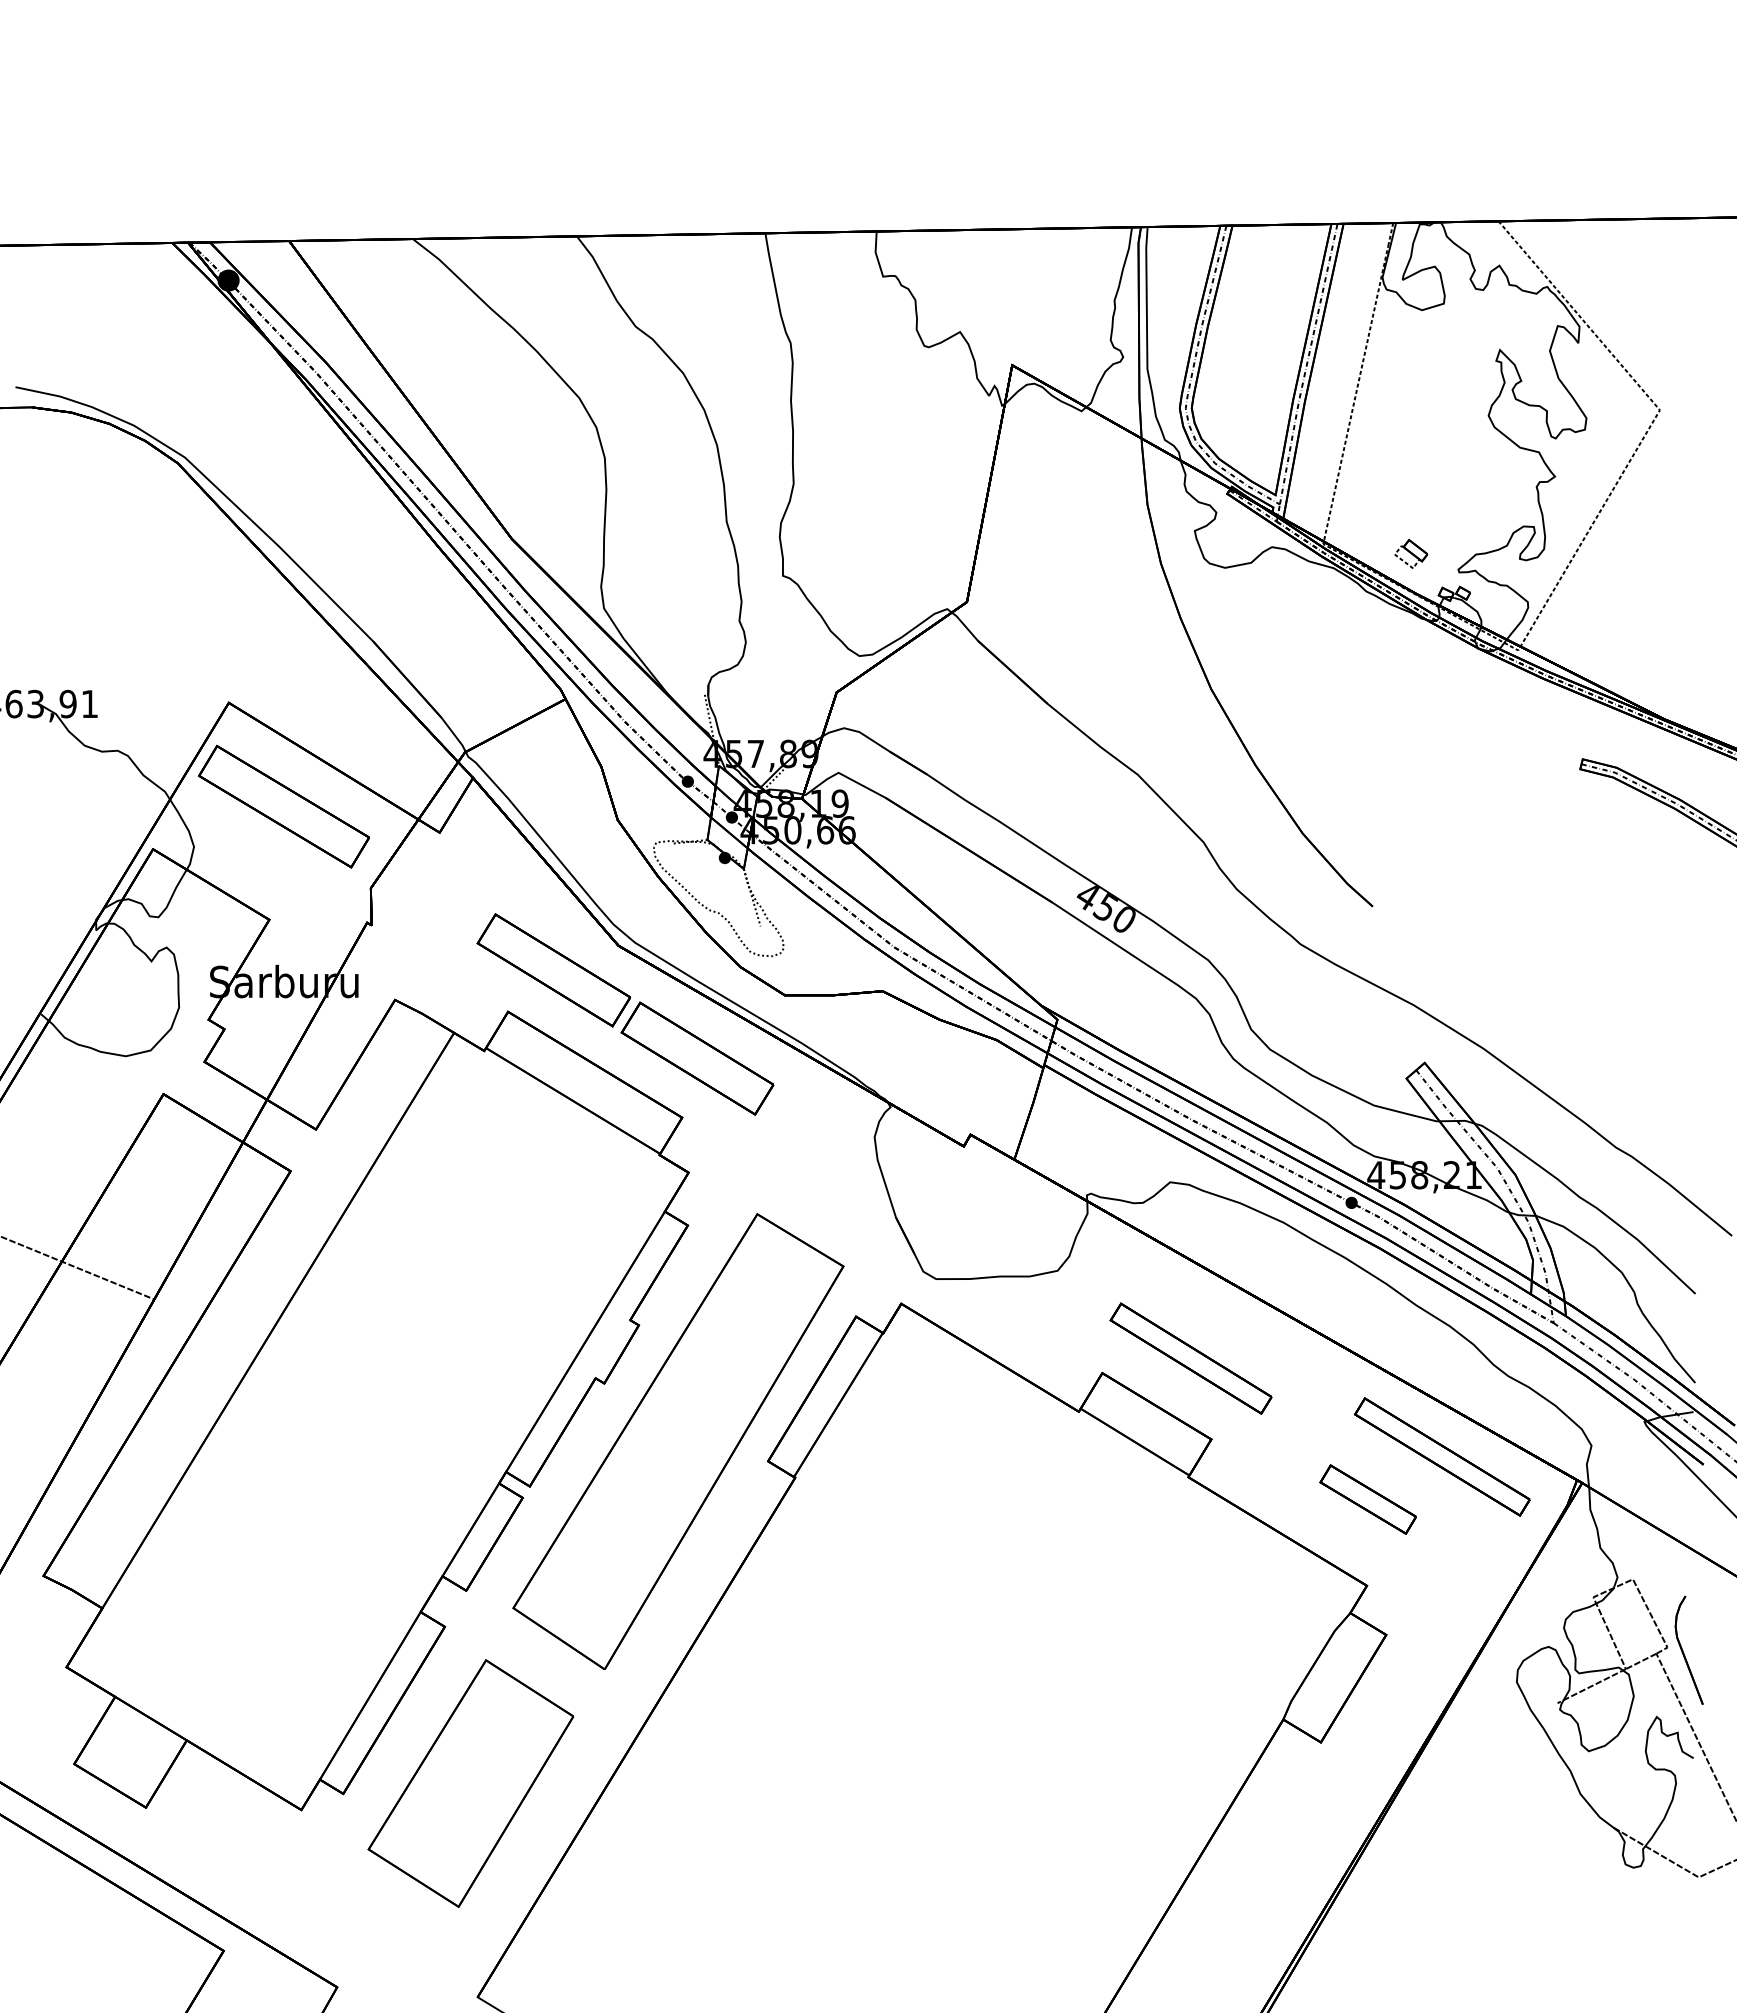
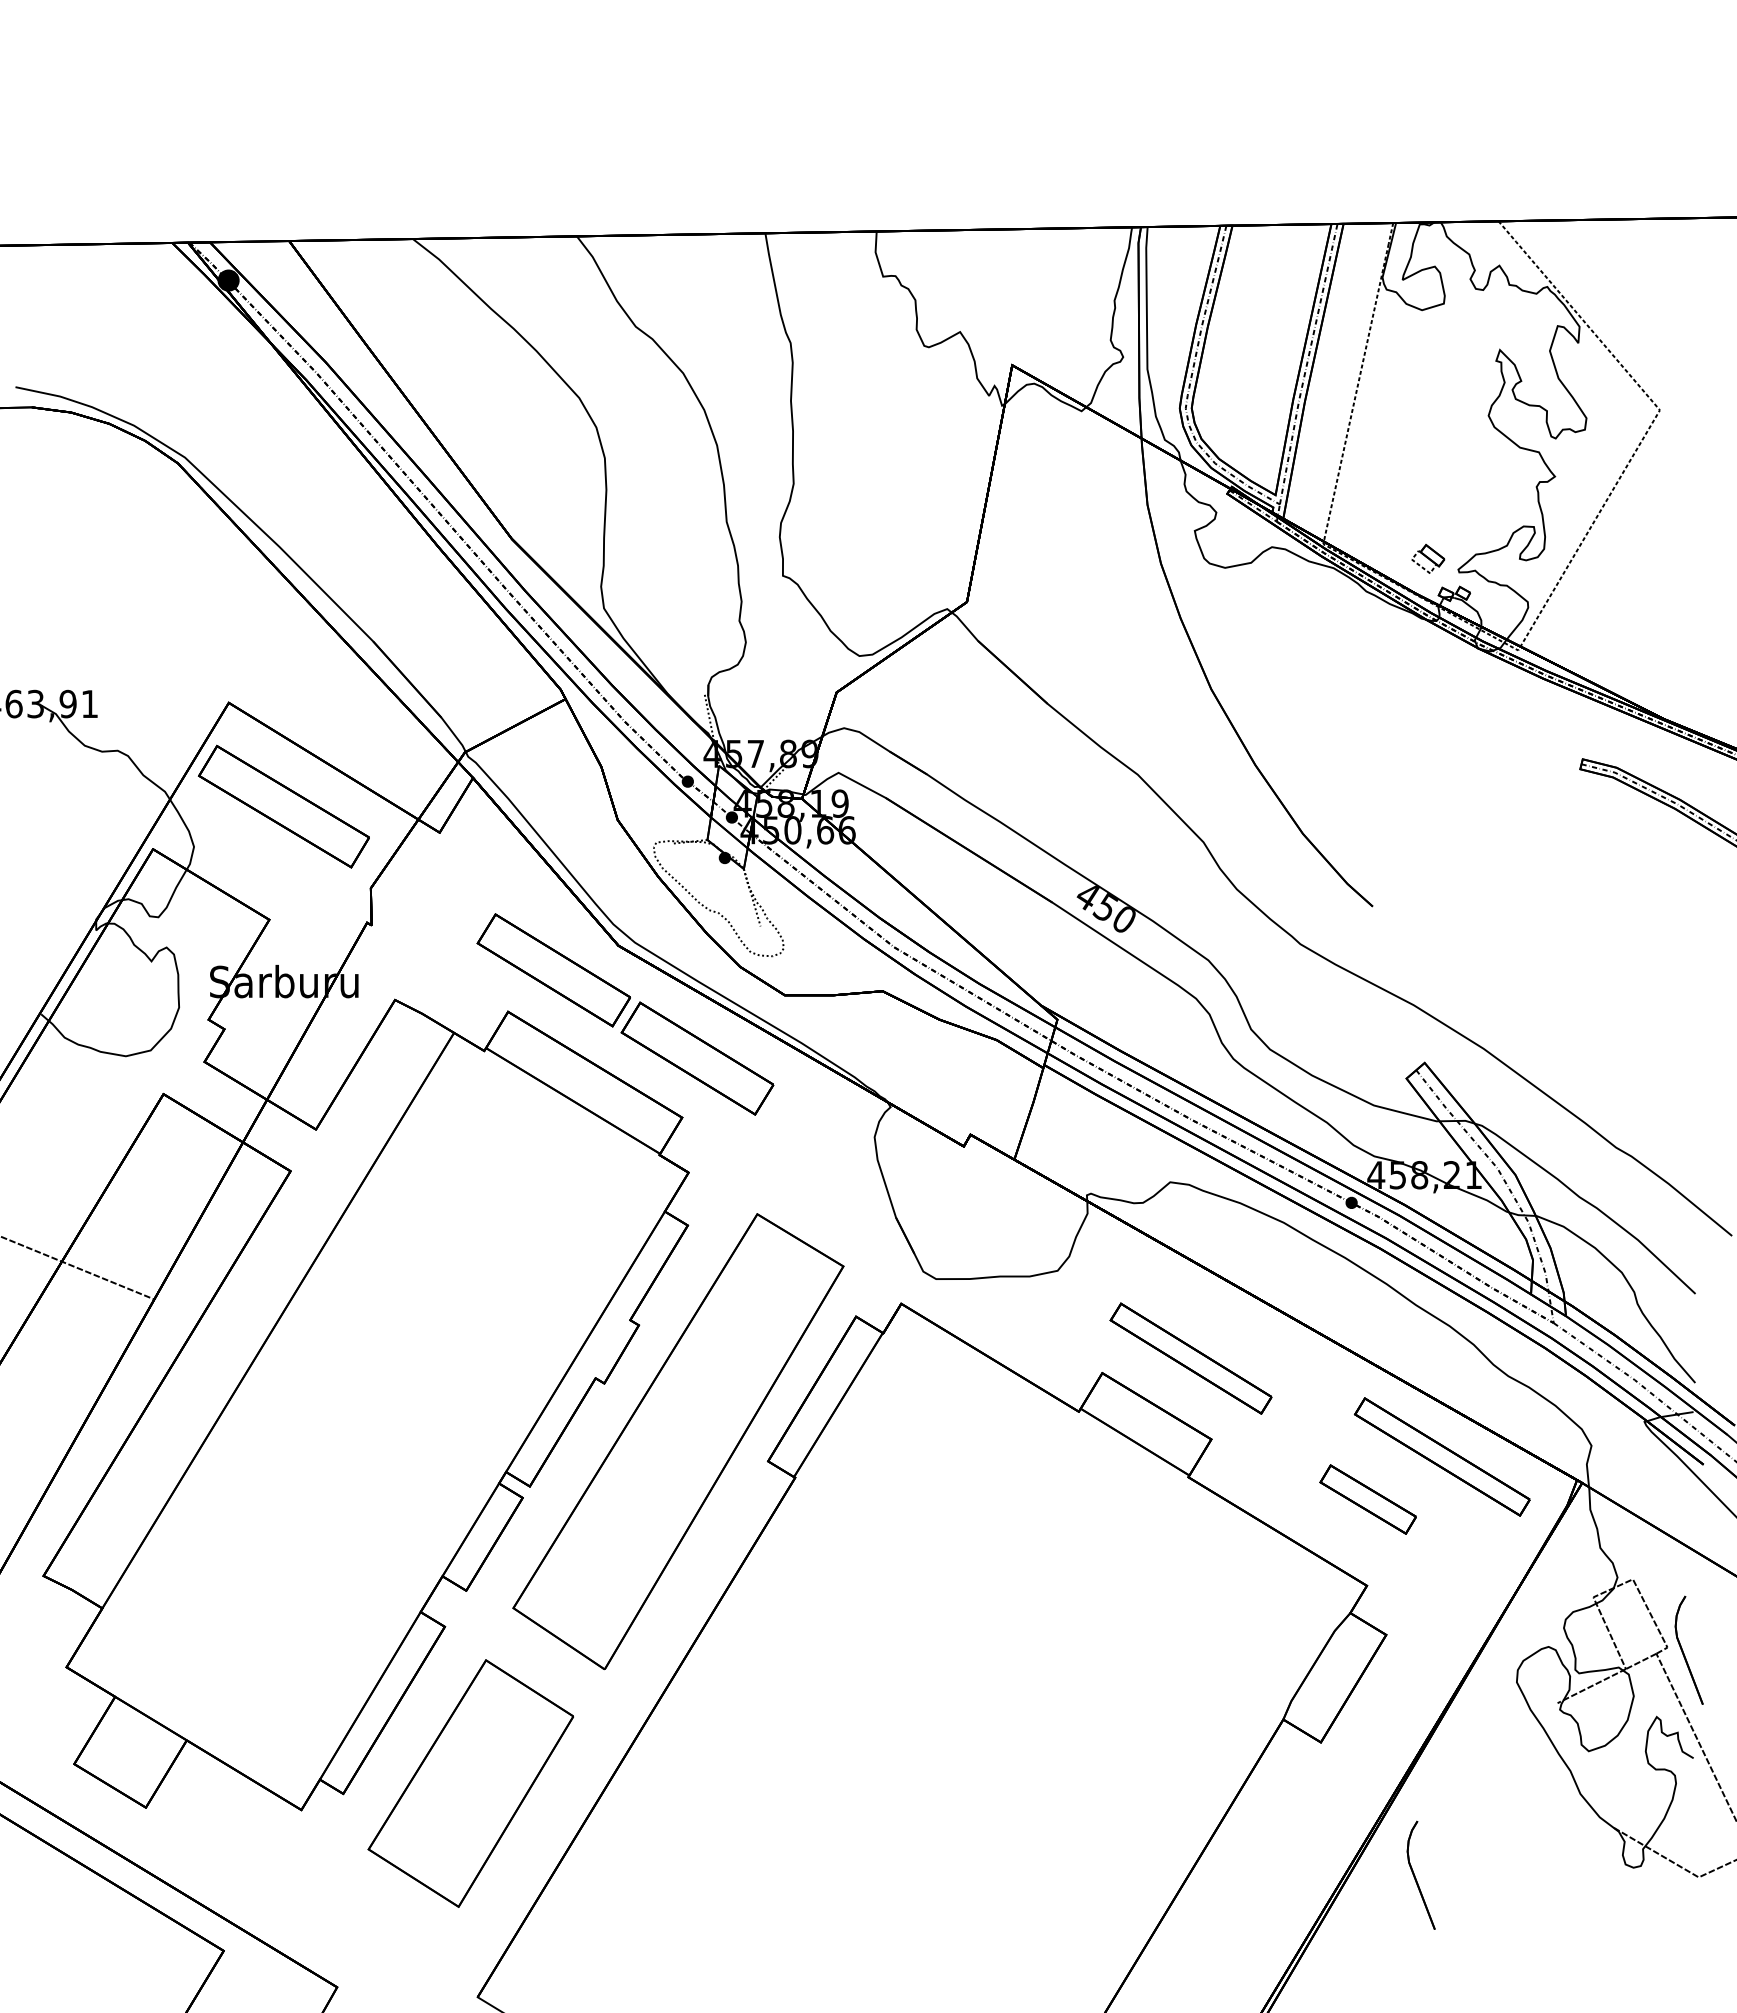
part position: (1411, 553) -> (1428, 558) (1428, 558)
part: none -> present (1420, 1874)
